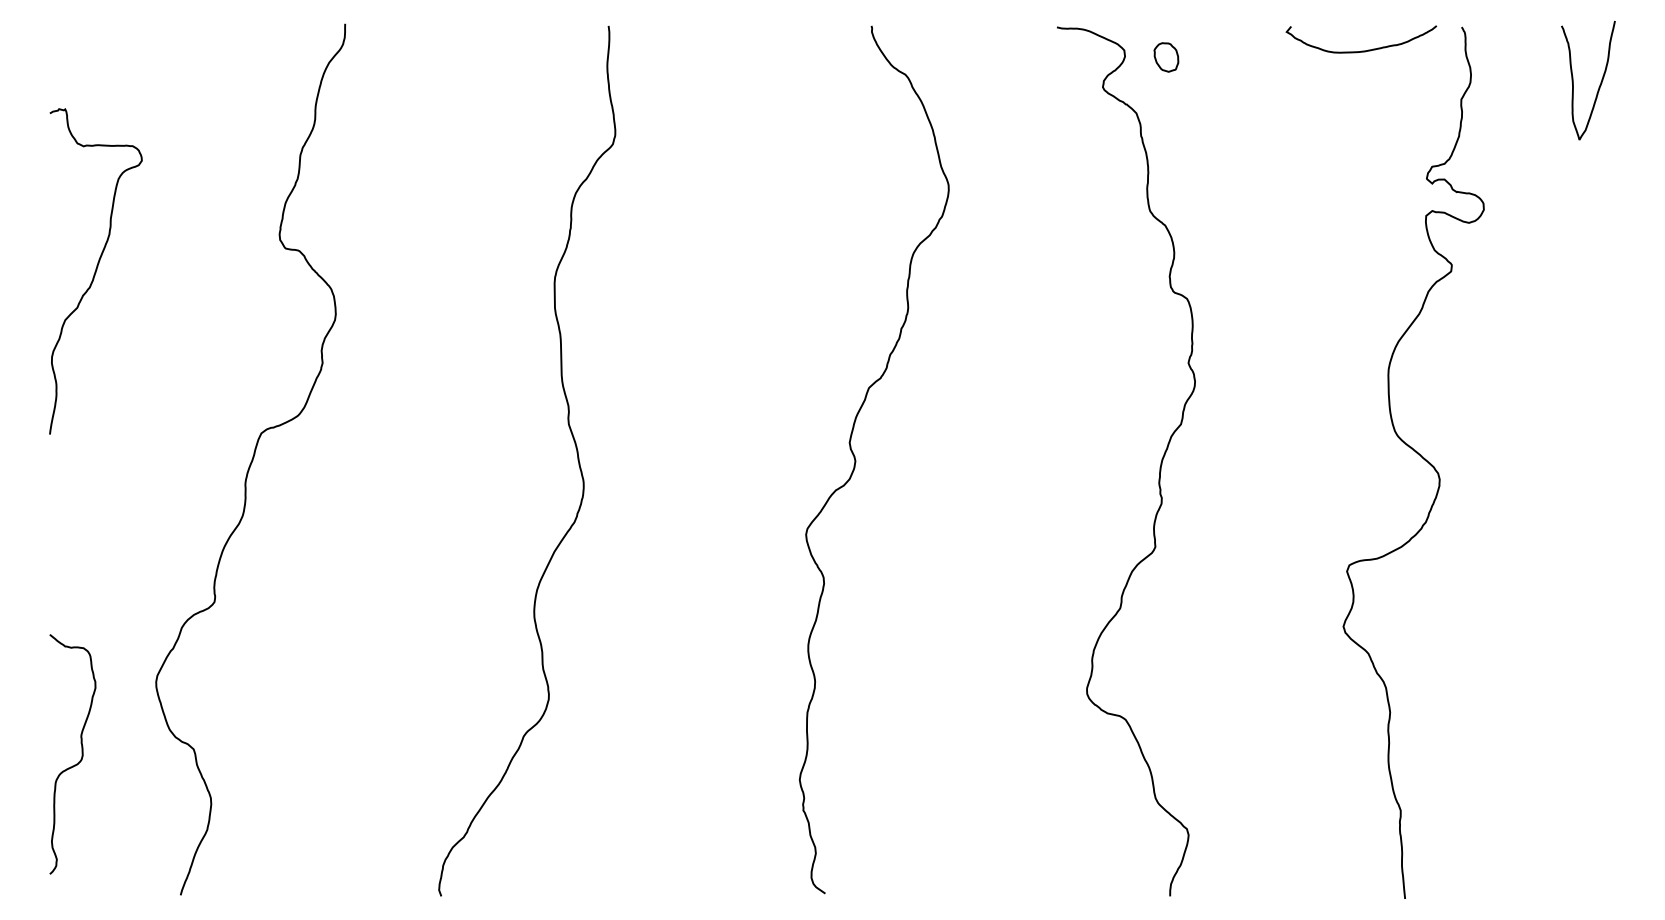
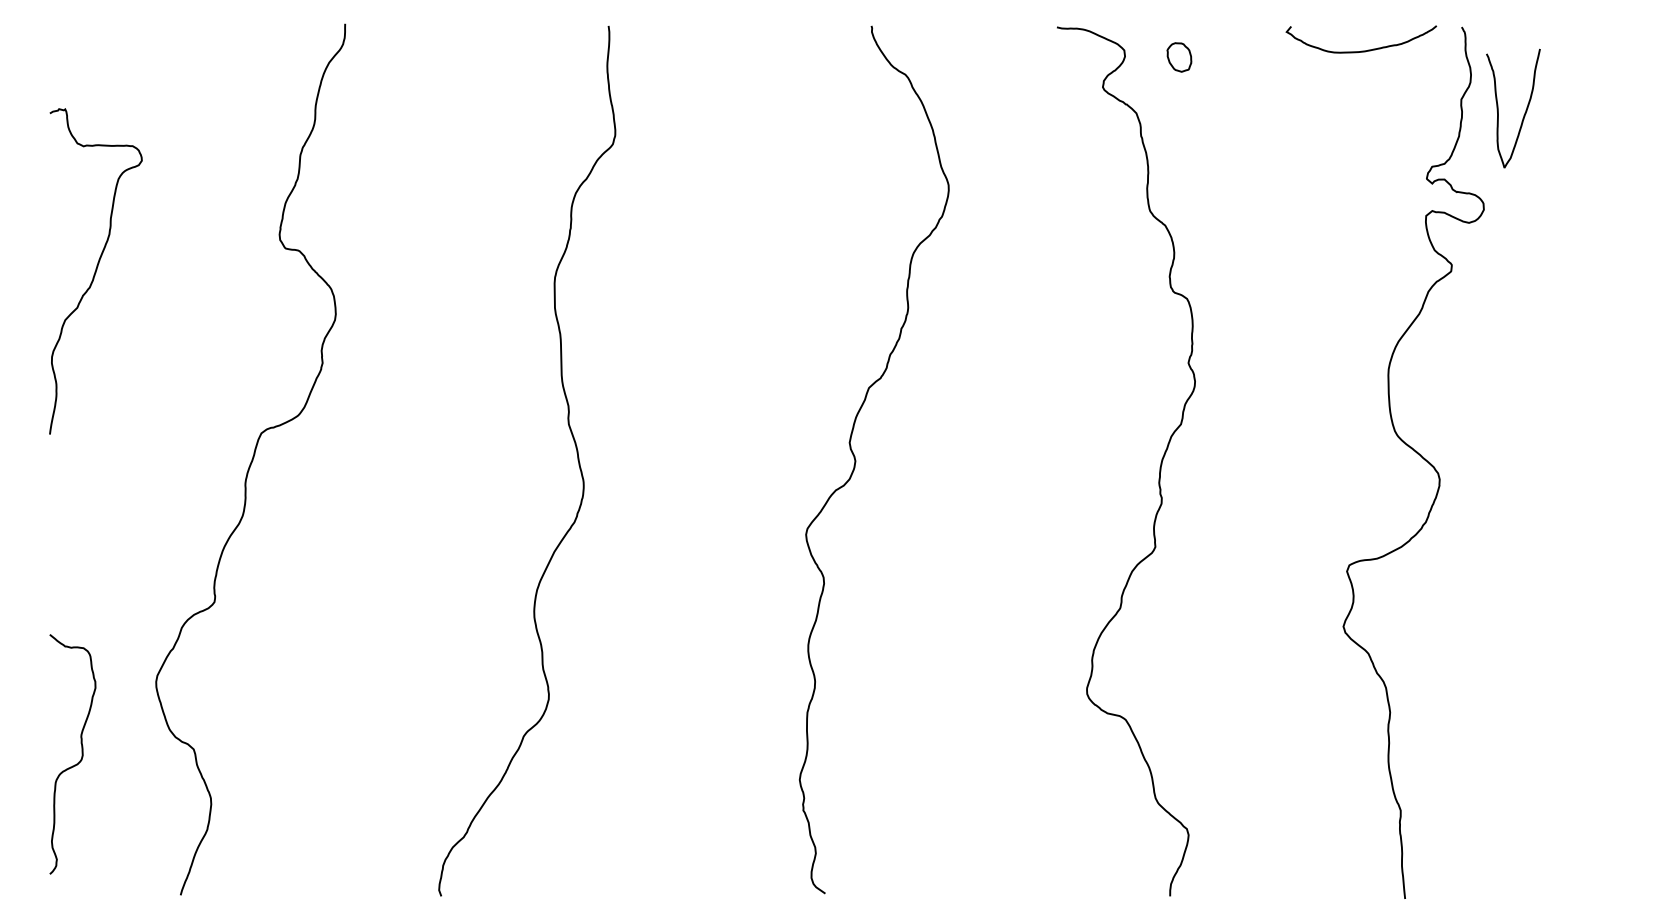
part position: (1166, 57) -> (1179, 57) (1179, 57)
curve position: (1599, 84) -> (1524, 112) (1524, 112)
